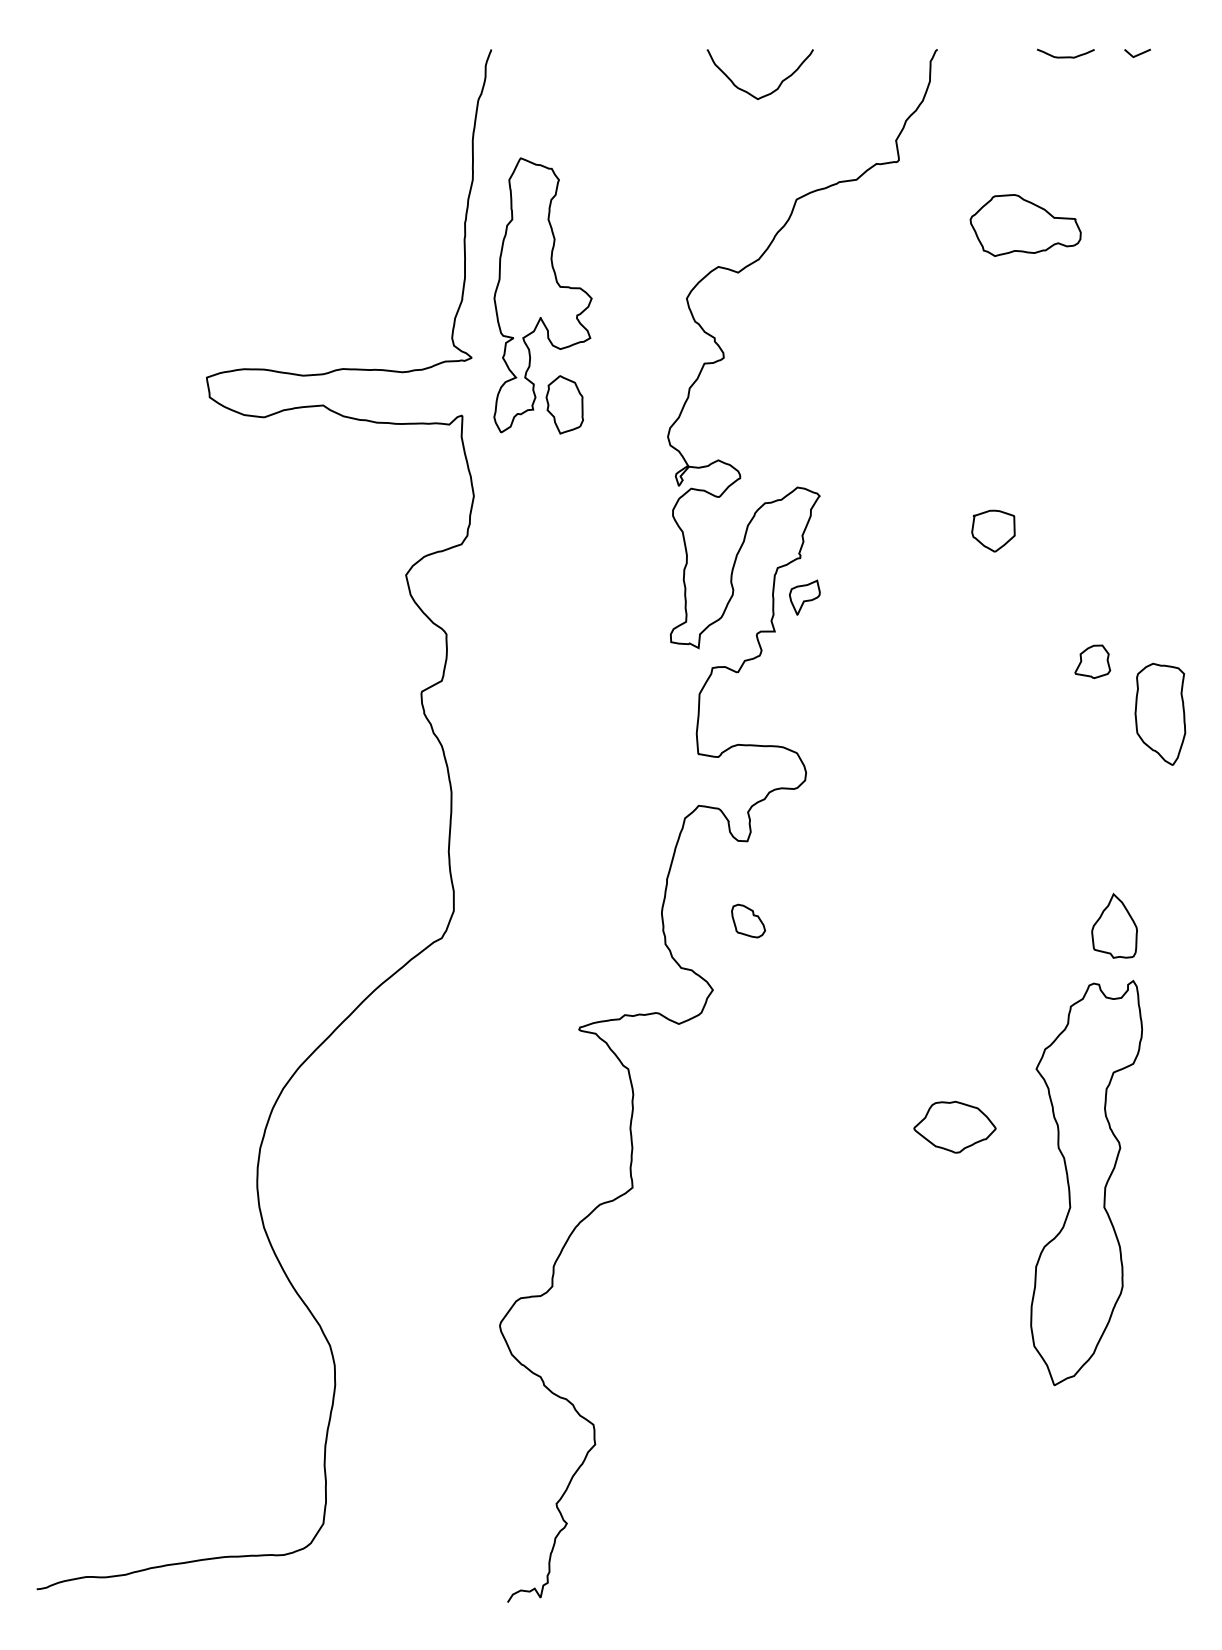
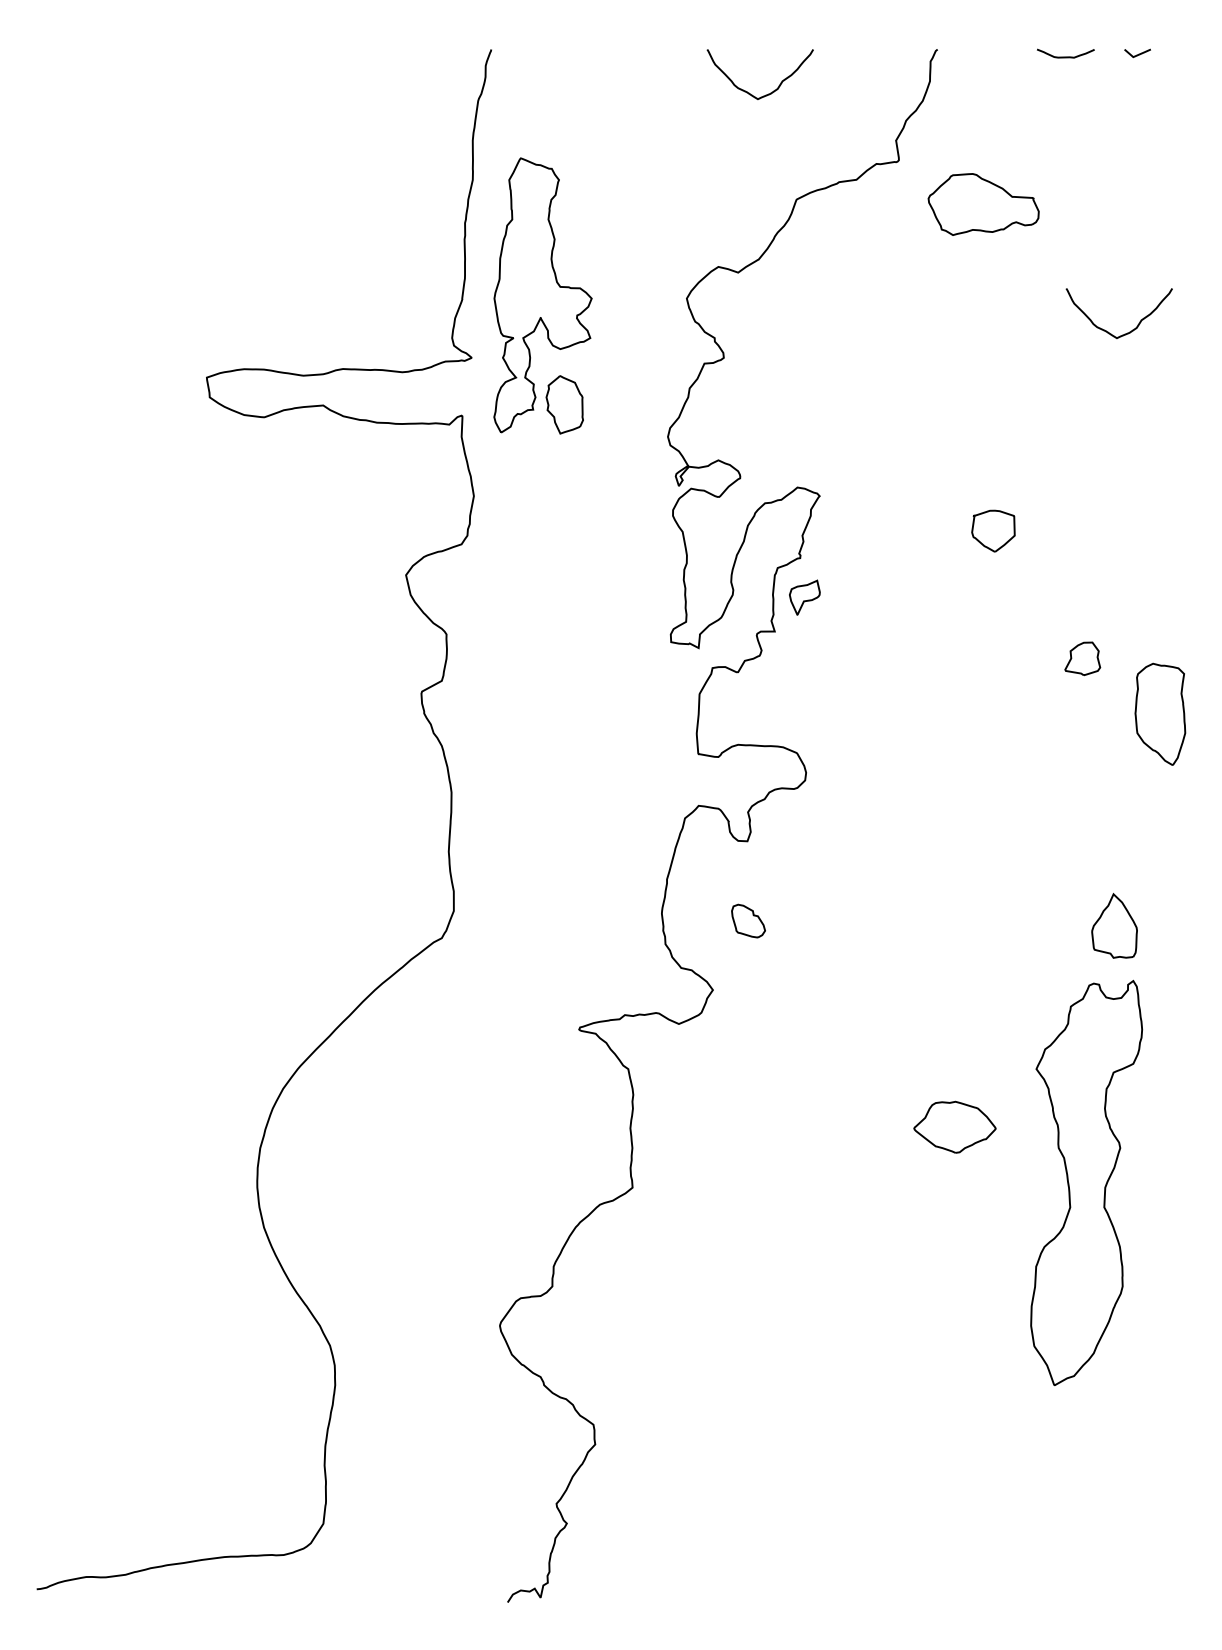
part position: (1025, 225) -> (983, 204) (983, 204)
curve: none -> present (1108, 331)
part position: (1092, 661) -> (1082, 658) (1082, 658)
